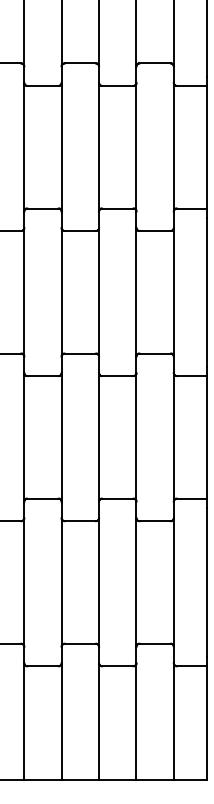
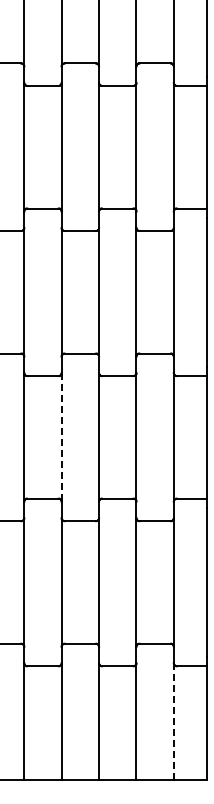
line: solid -> dashed (61, 437)
line: solid -> dashed (173, 721)
